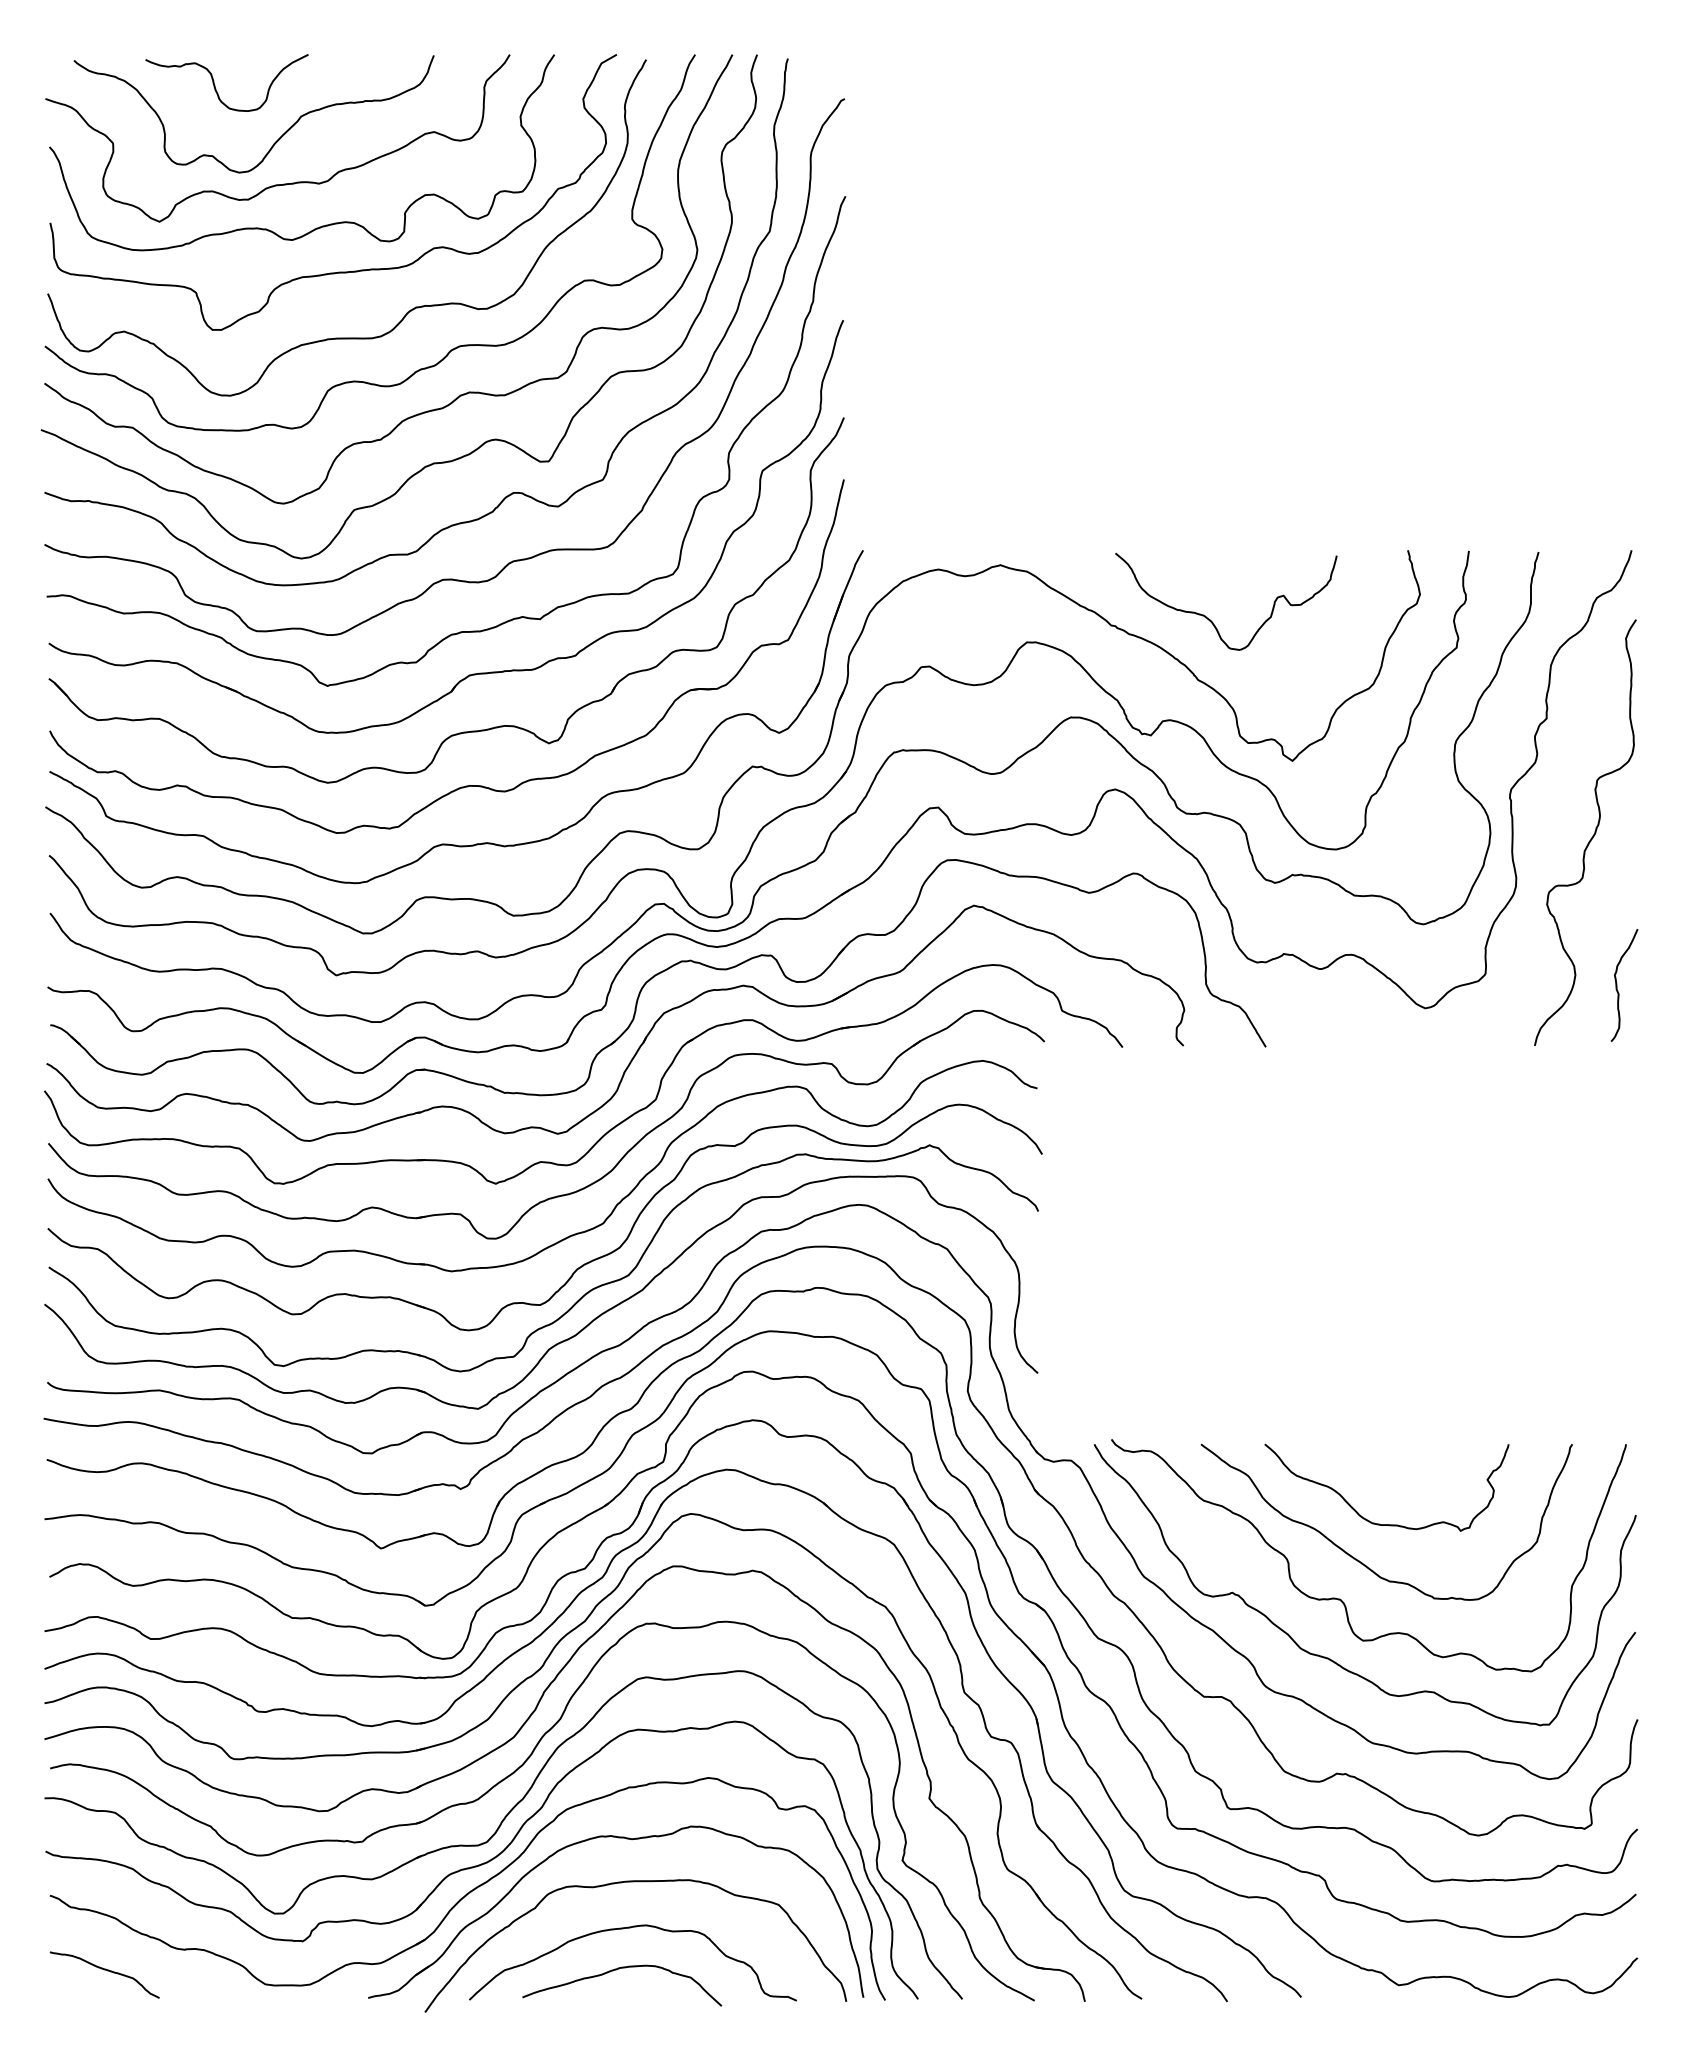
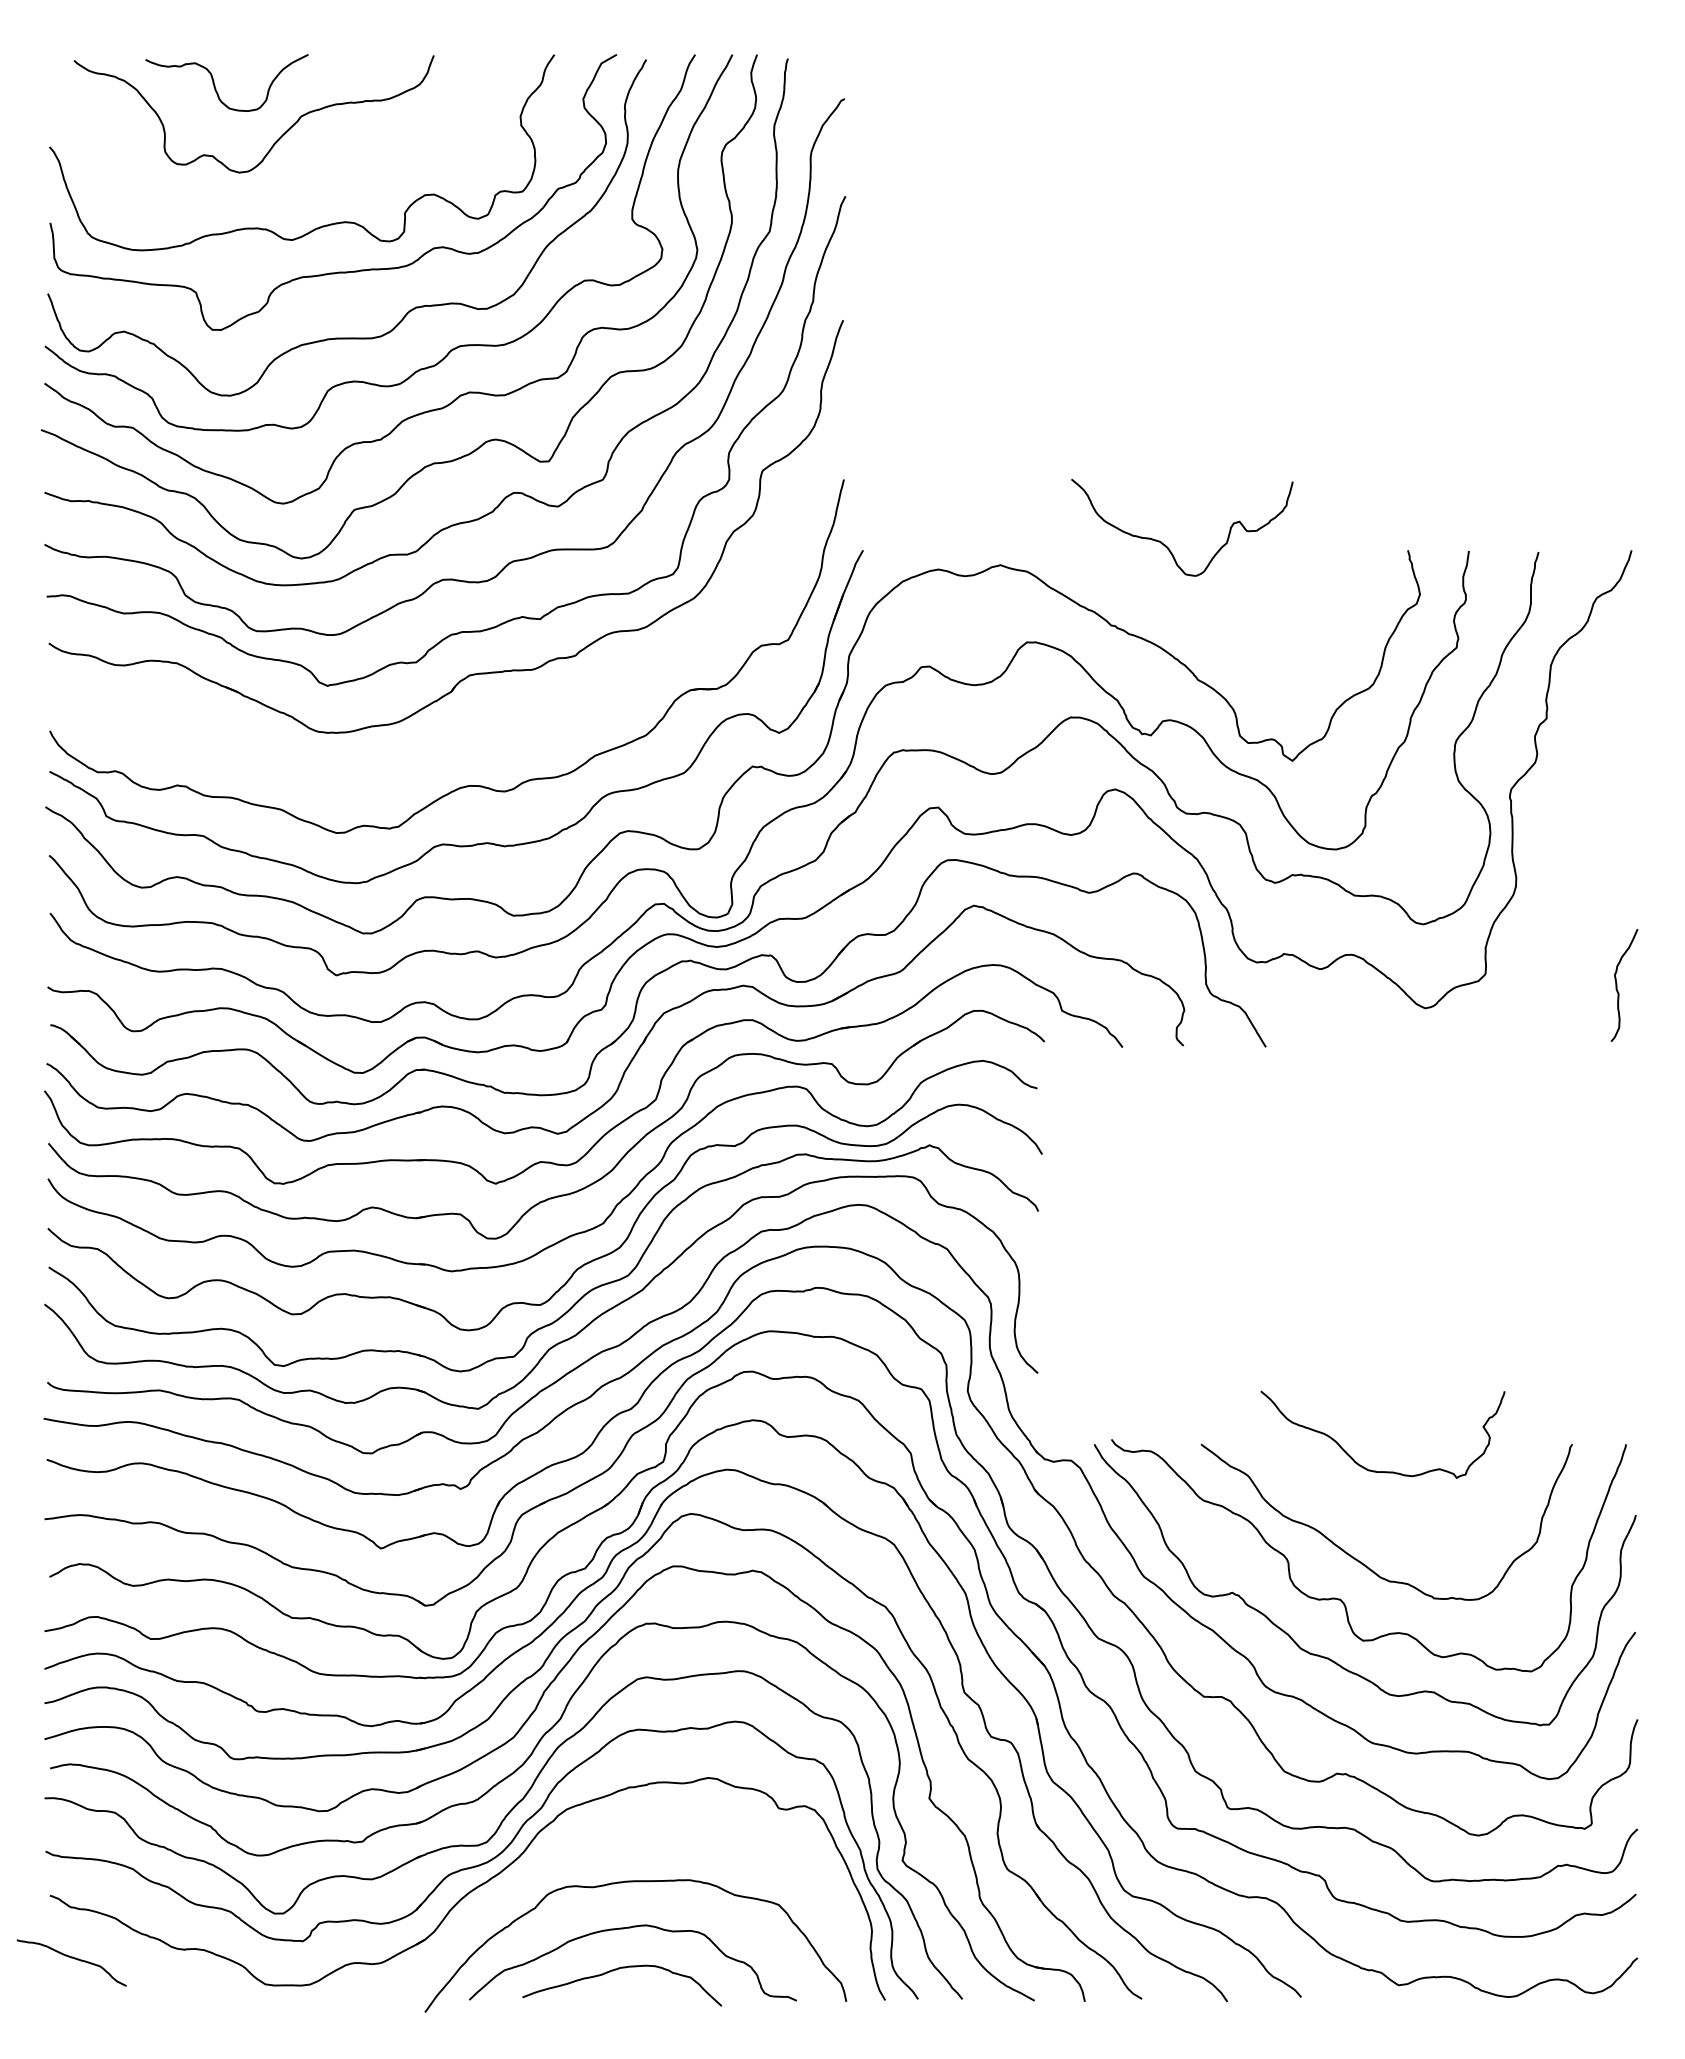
curve: present -> none (283, 183)
curve position: (1209, 618) -> (1165, 544) (1165, 544)
part: present -> none (463, 731)
curve: present -> none (1592, 835)
curve position: (1379, 1523) -> (1375, 1470) (1375, 1470)
part: present -> none (626, 1839)
curve position: (104, 1970) -> (71, 1958) (71, 1958)
